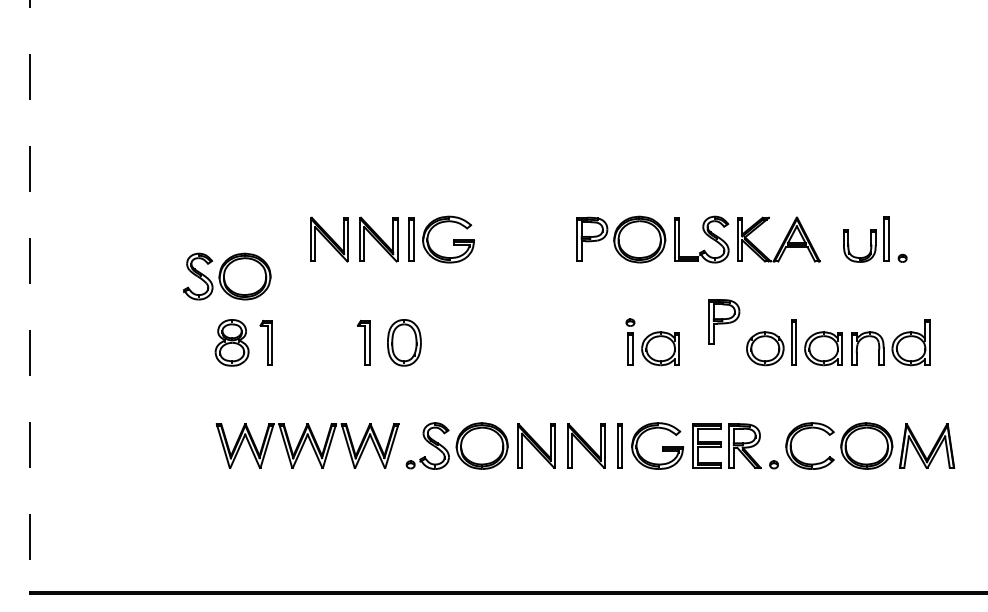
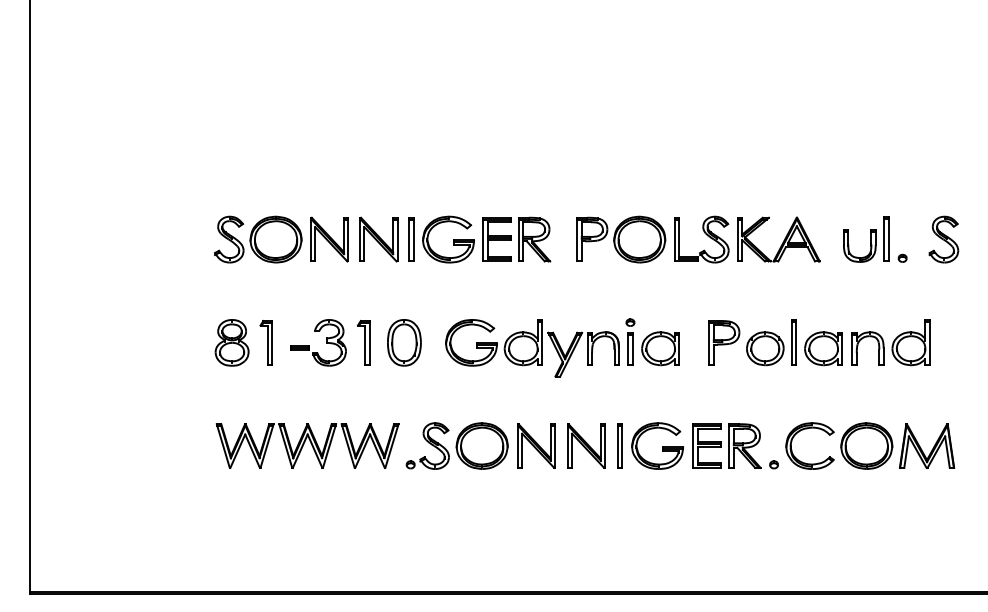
part: none -> present (516, 239)
part: none -> present (943, 239)
part position: (227, 276) -> (258, 239) (258, 239)
line: dashed -> solid (29, 296)
part position: (724, 321) -> (724, 342) (724, 342)
part: none -> present (326, 342)
part: none -> present (532, 348)
